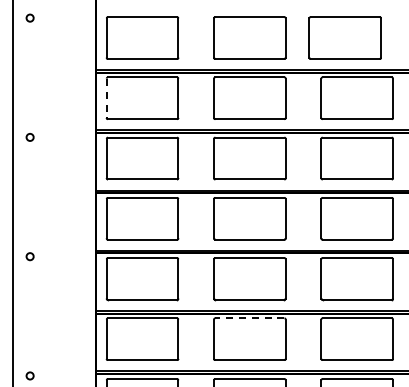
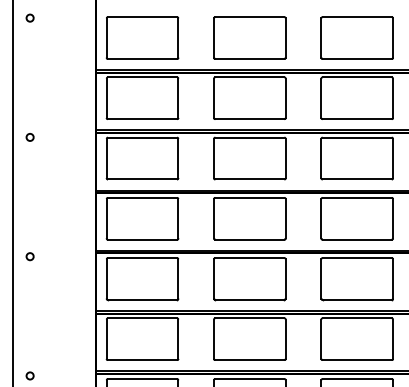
part position: (344, 37) -> (356, 37) (356, 37)
line: dashed -> solid (106, 98)
line: dashed -> solid (249, 318)
